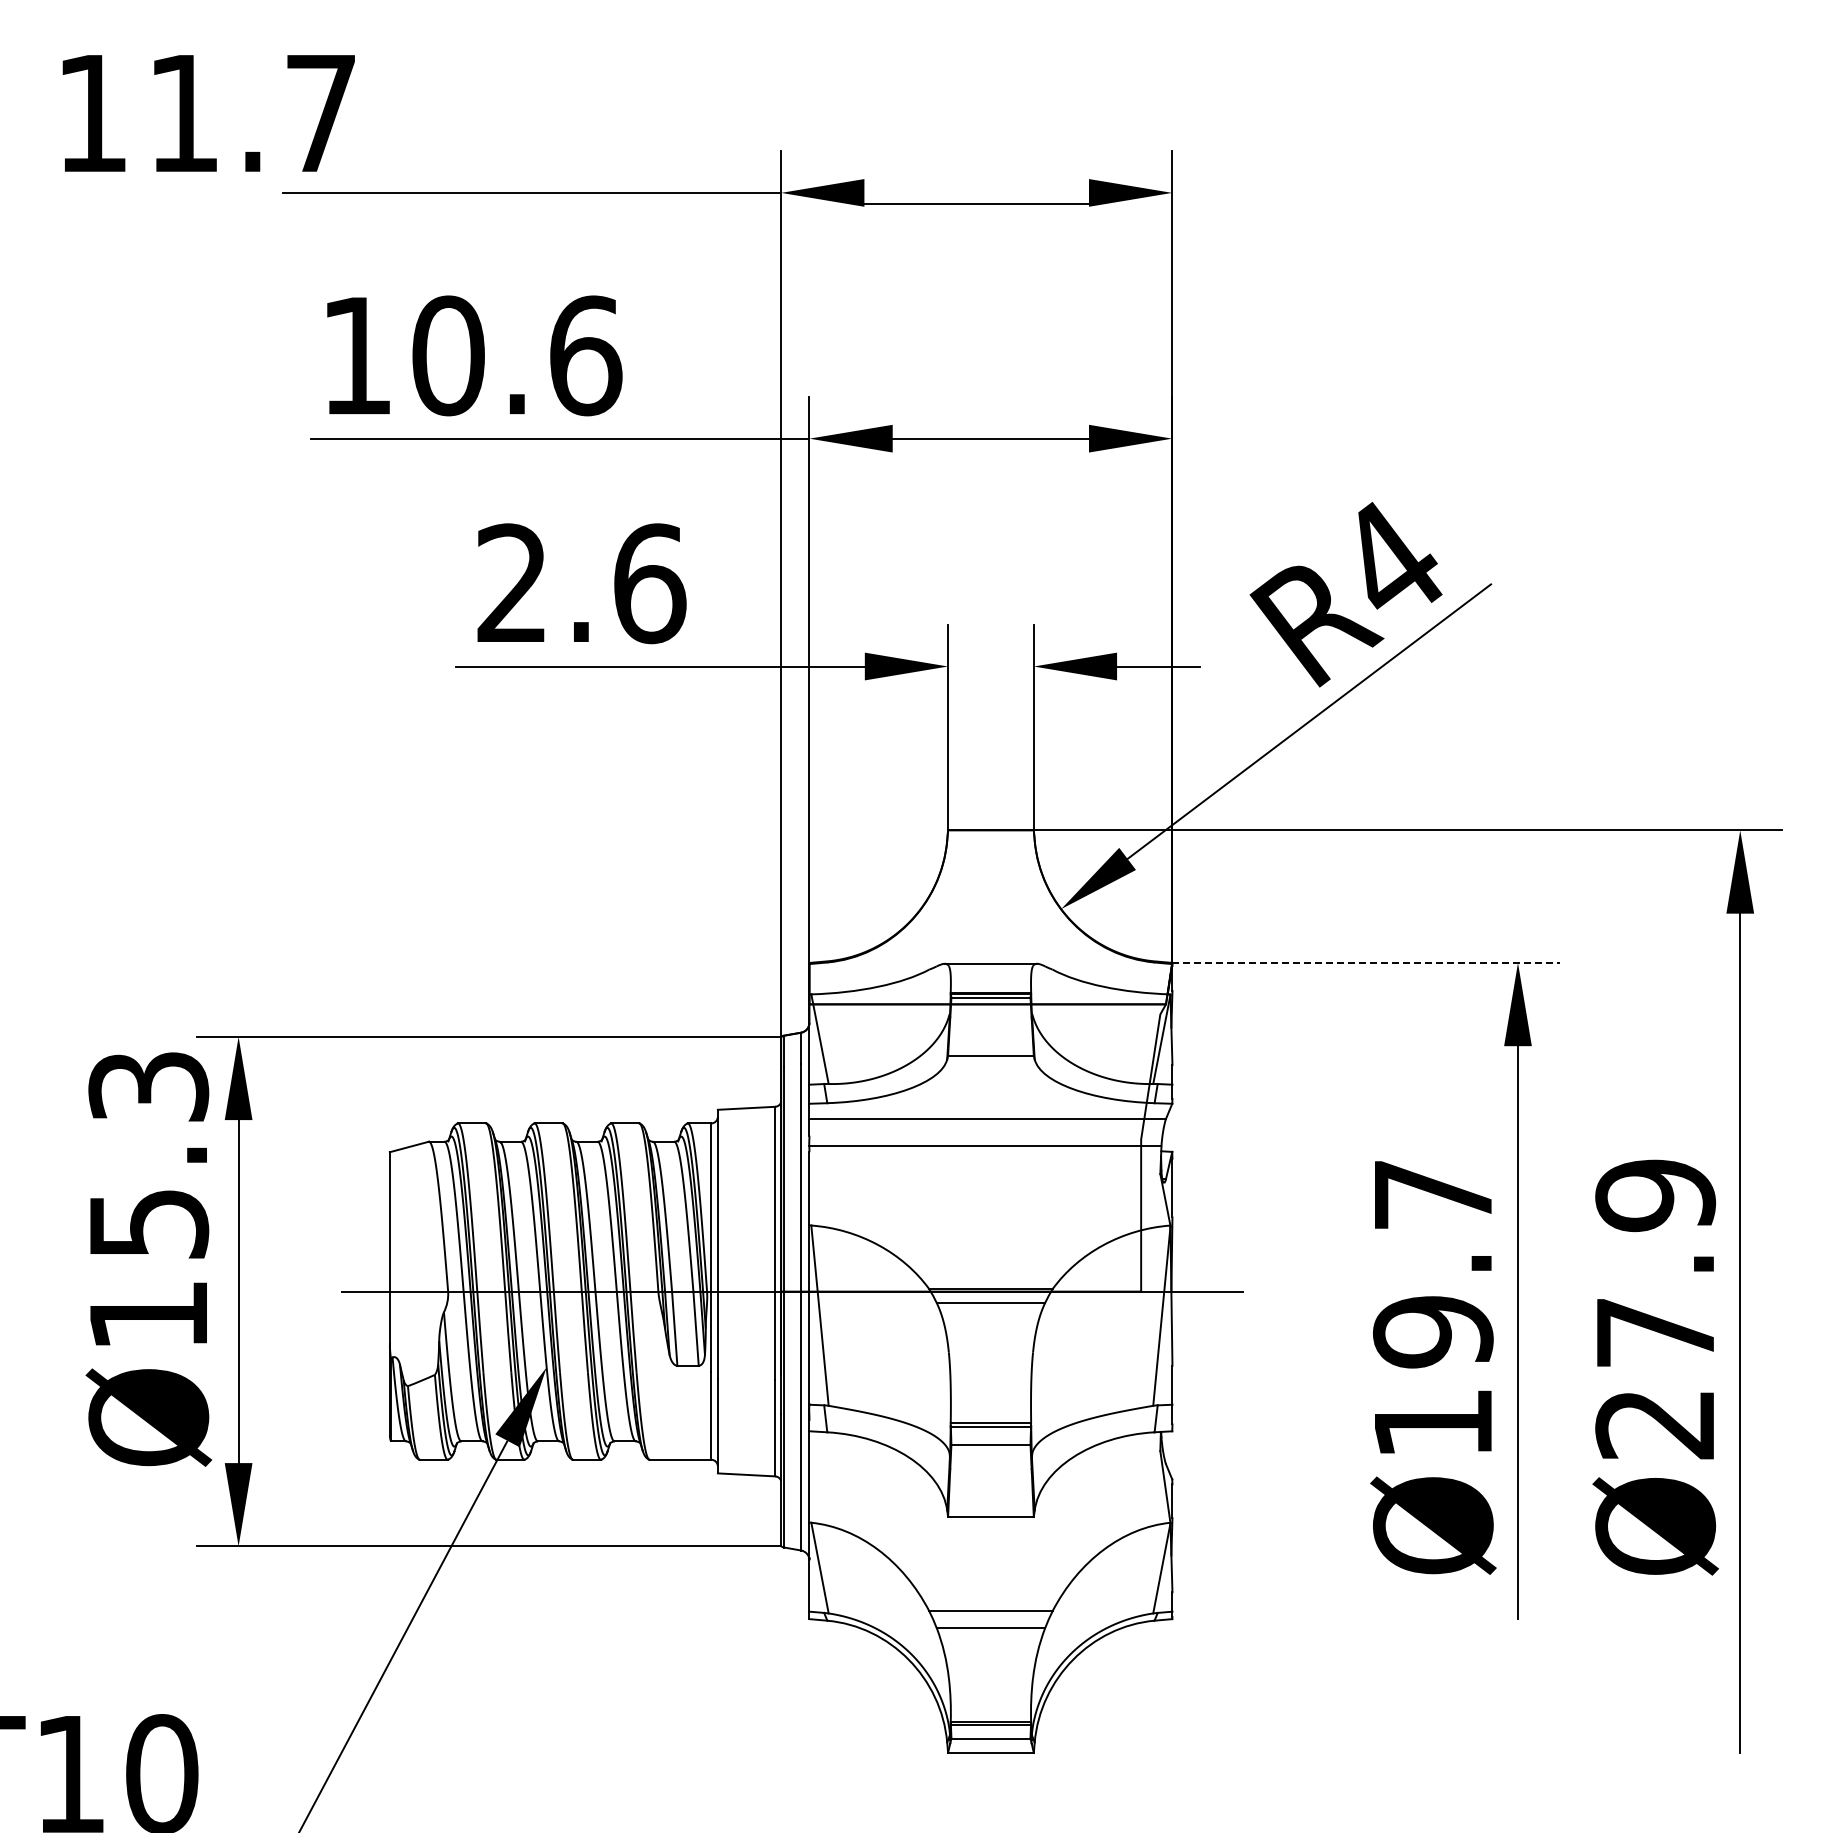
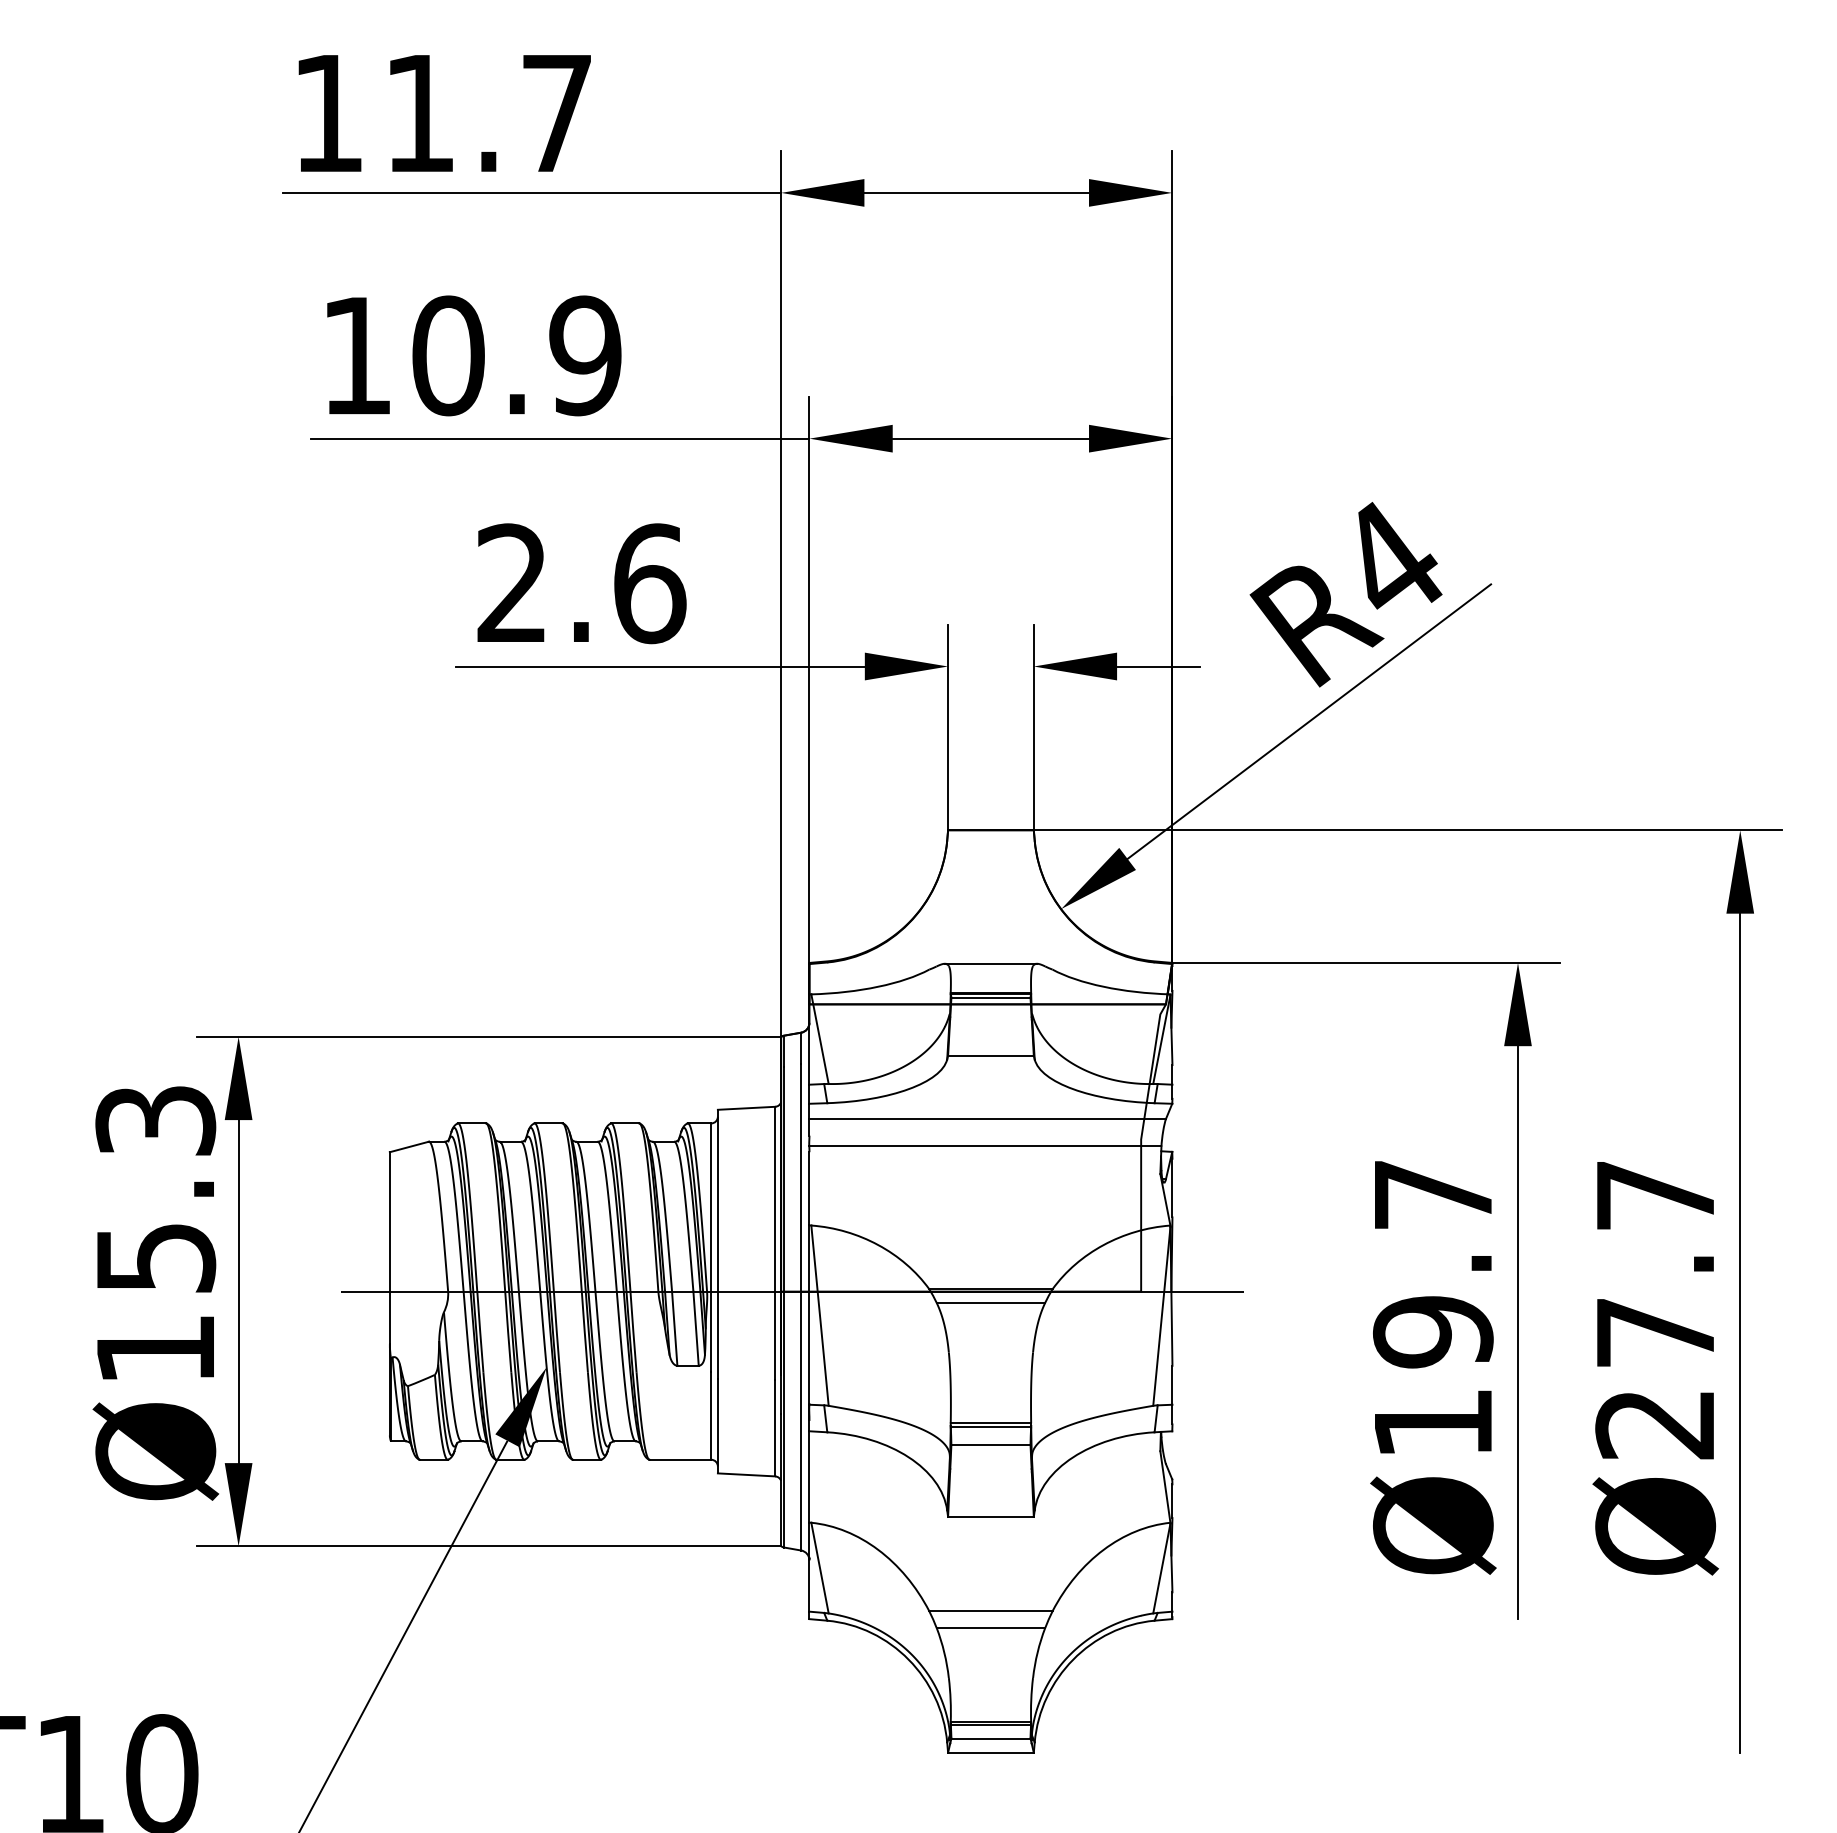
text position: (208, 113) -> (444, 113) (444, 113)
line position: (976, 203) -> (976, 192) (976, 192)
text: 10.6 -> 10.9 (585, 355)
line: dashed -> solid (1365, 962)
text: Ø27.9 -> Ø27.7 (1655, 1195)
text position: (148, 1259) -> (155, 1293) (155, 1293)
